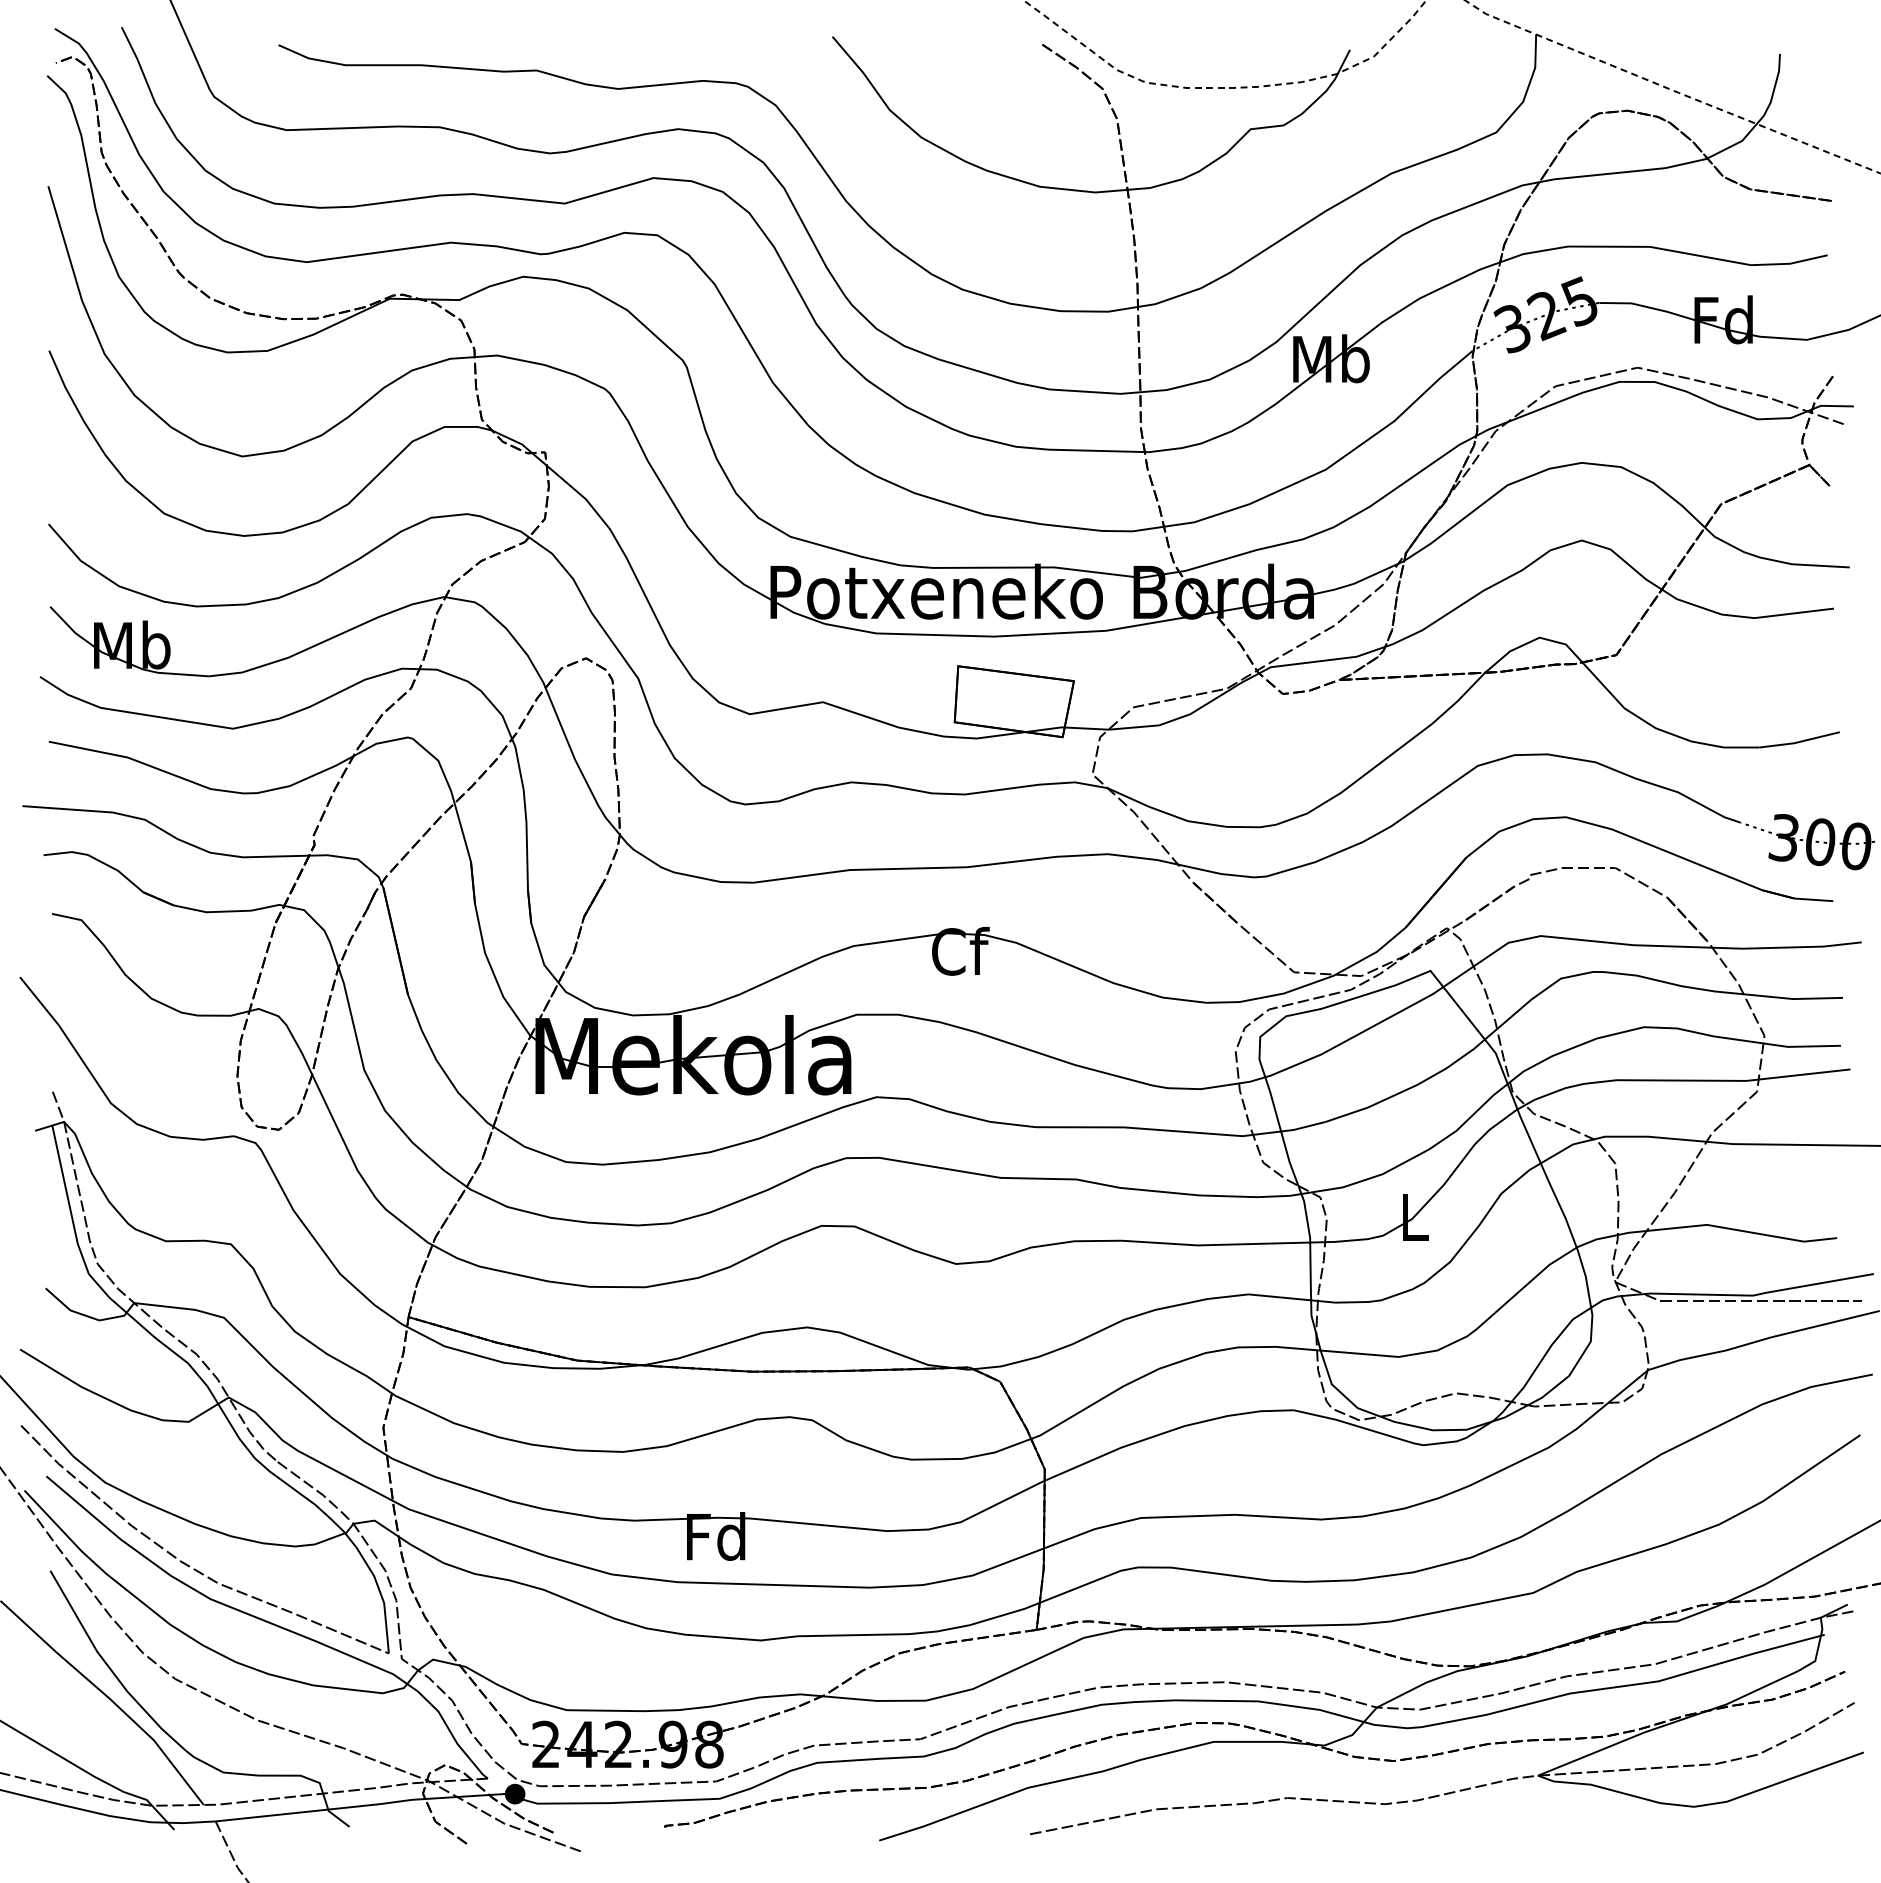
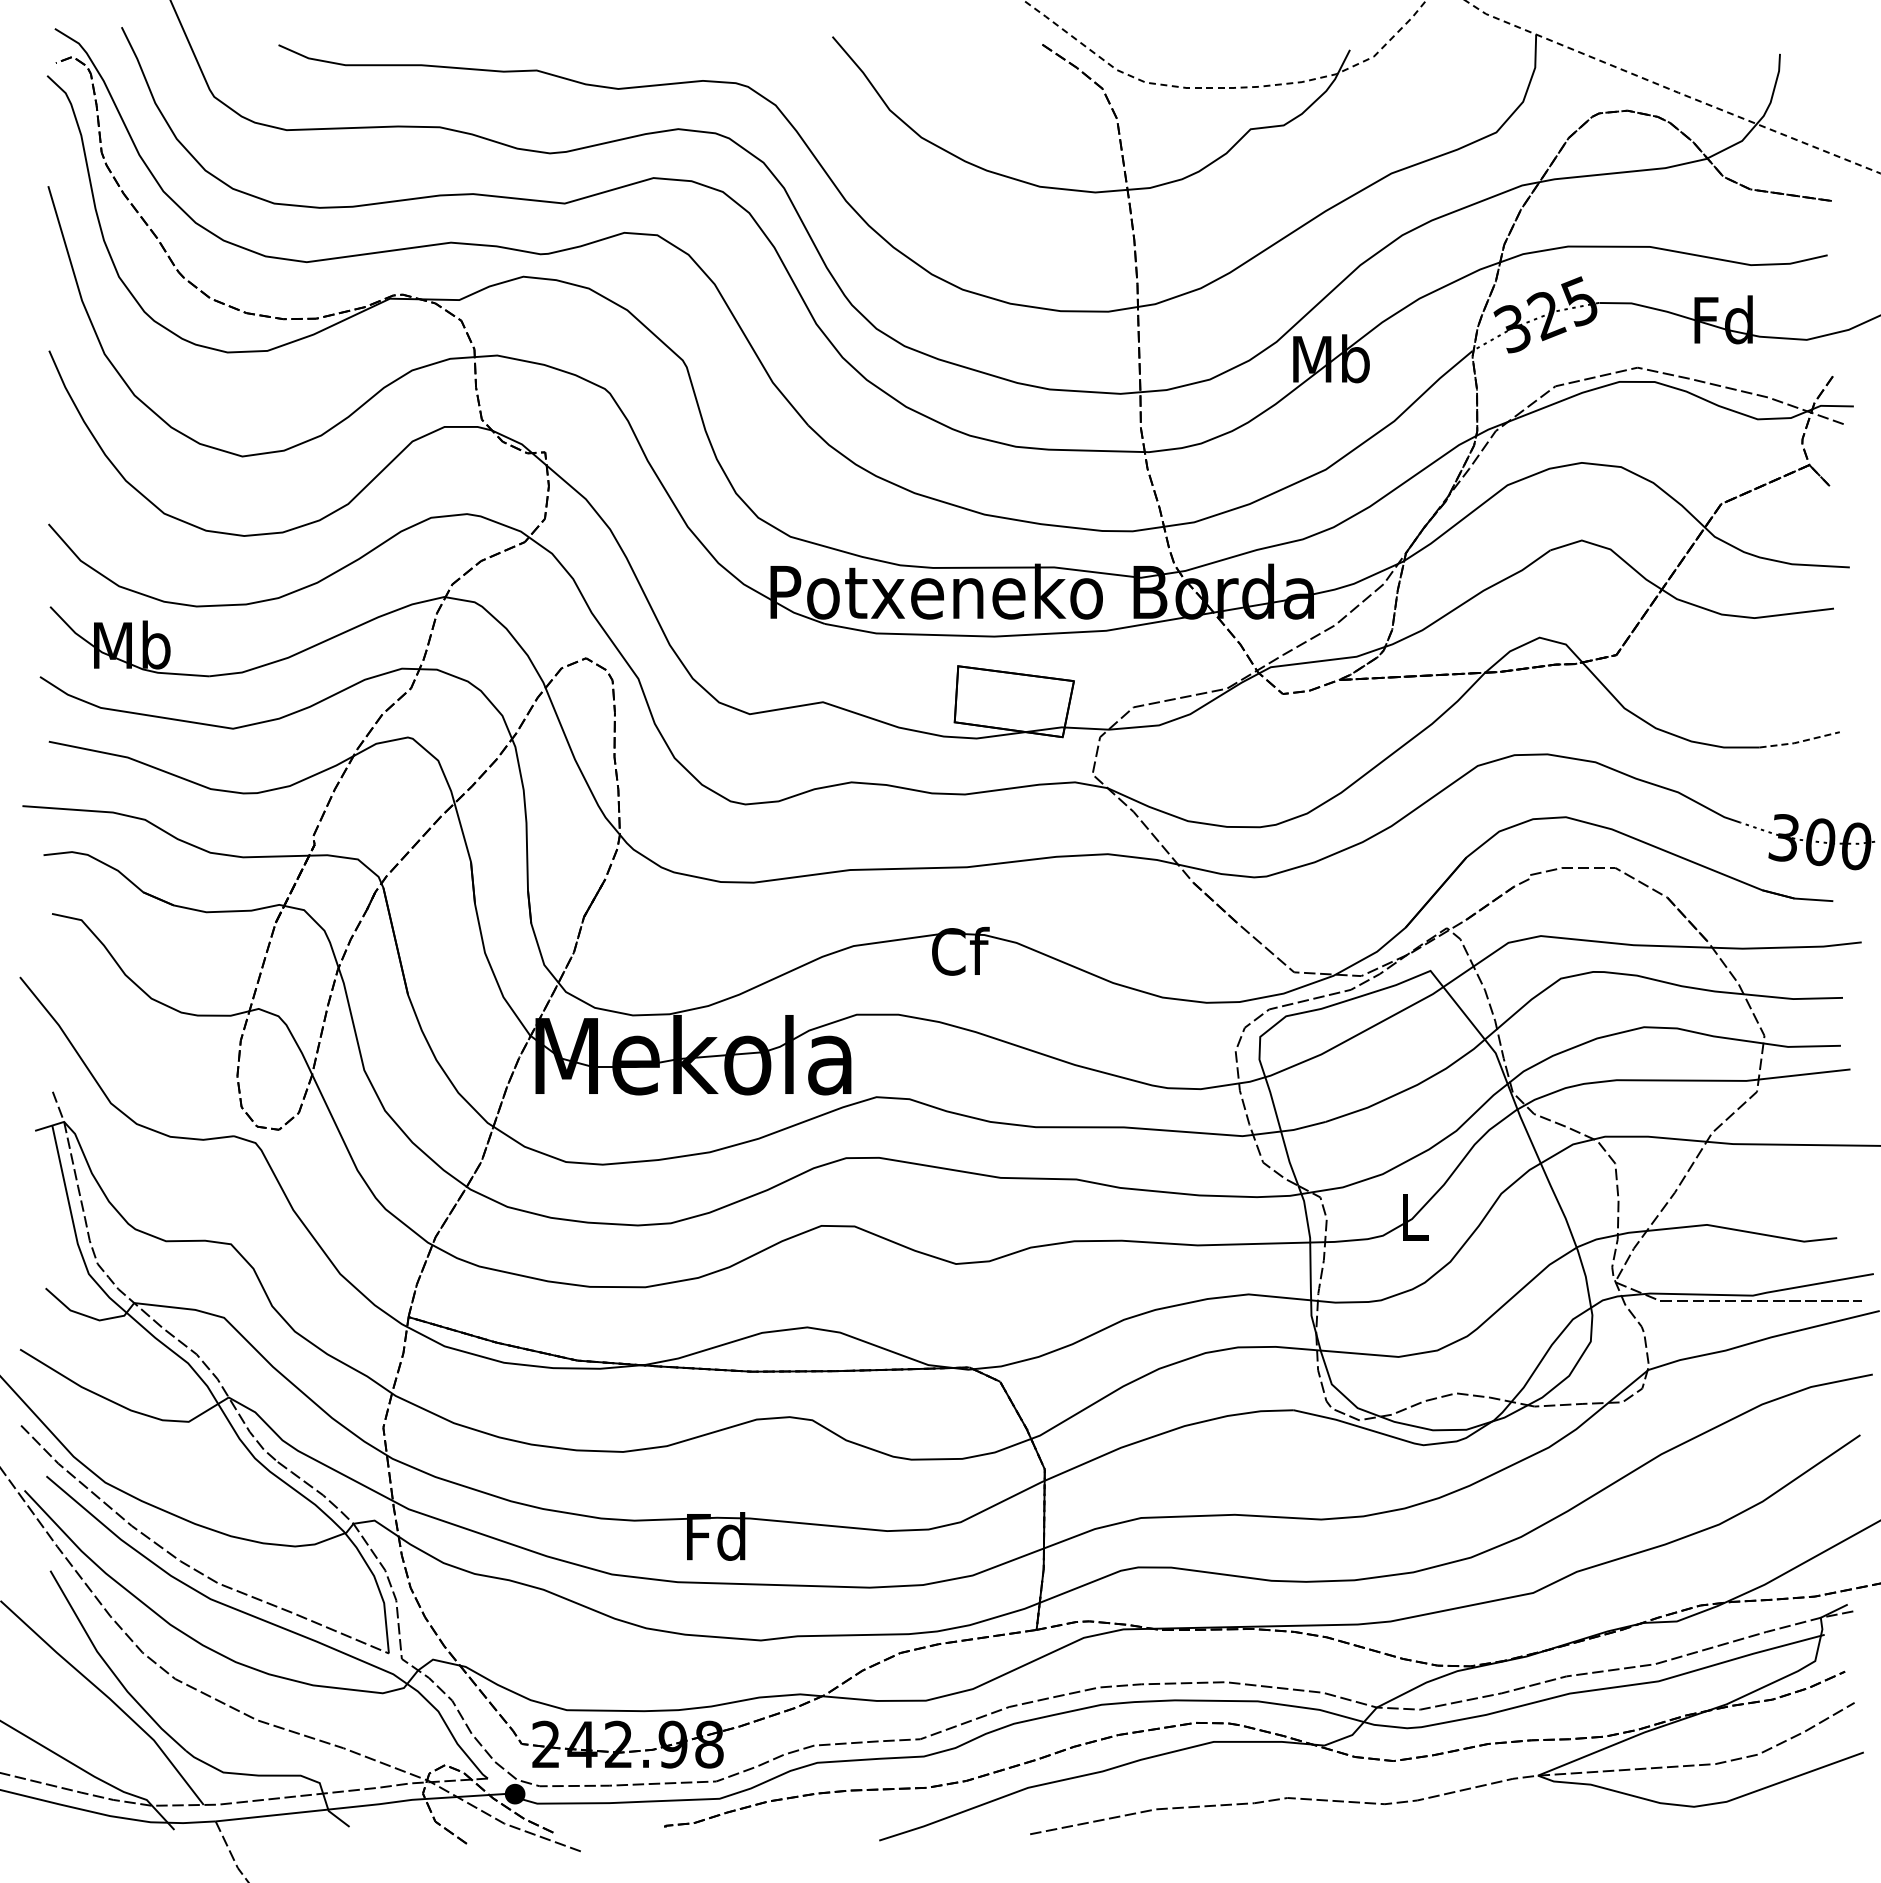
line: solid -> dashed (1799, 741)
